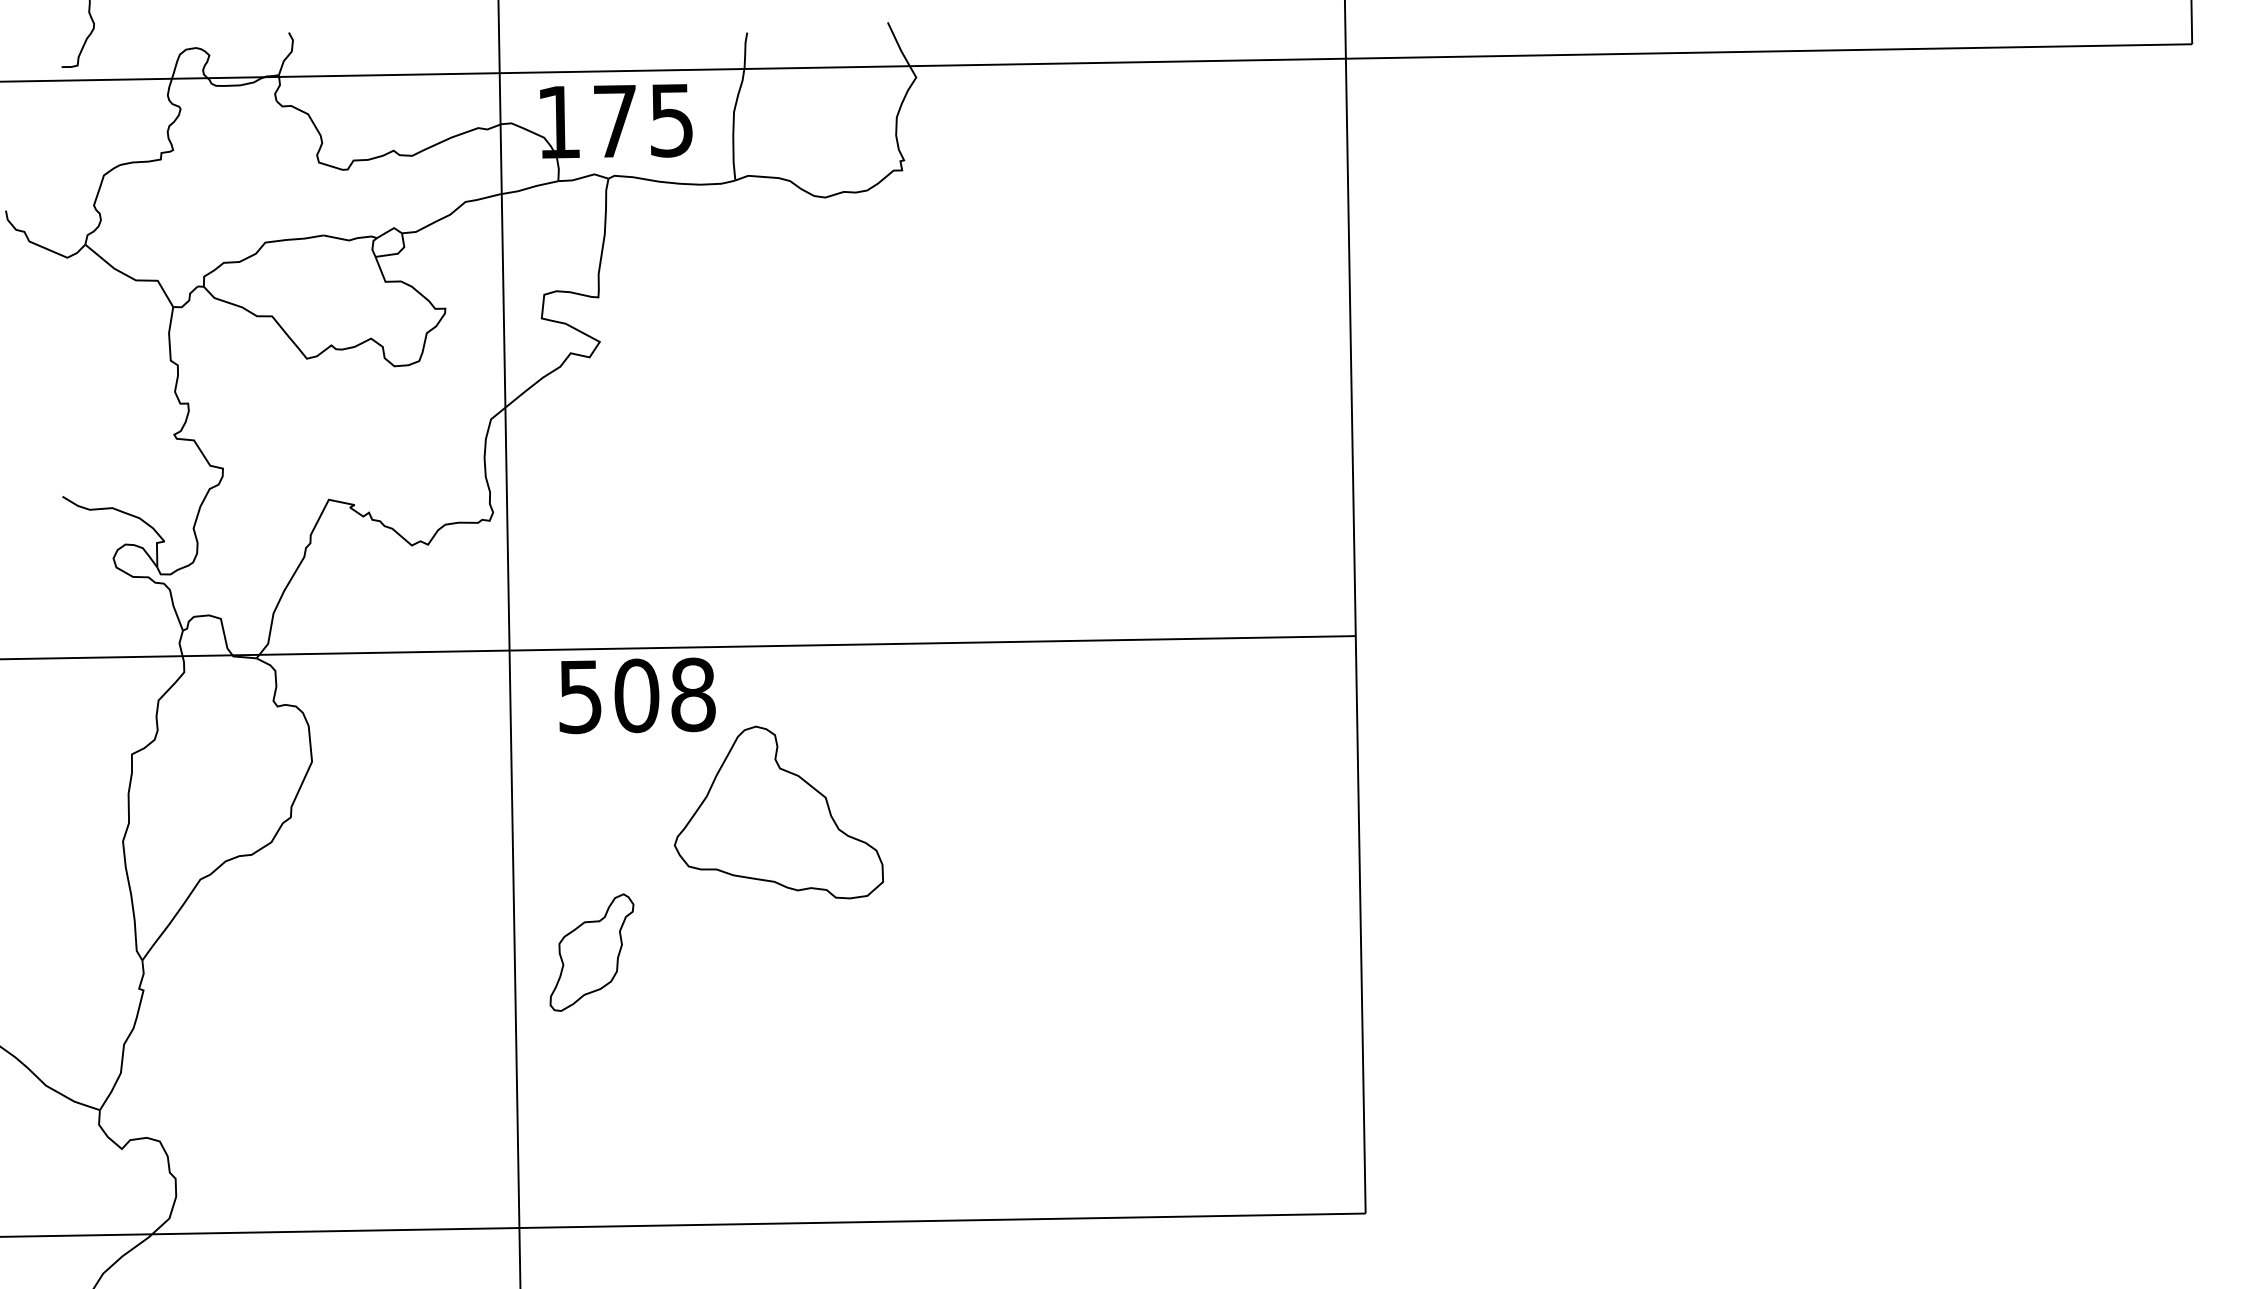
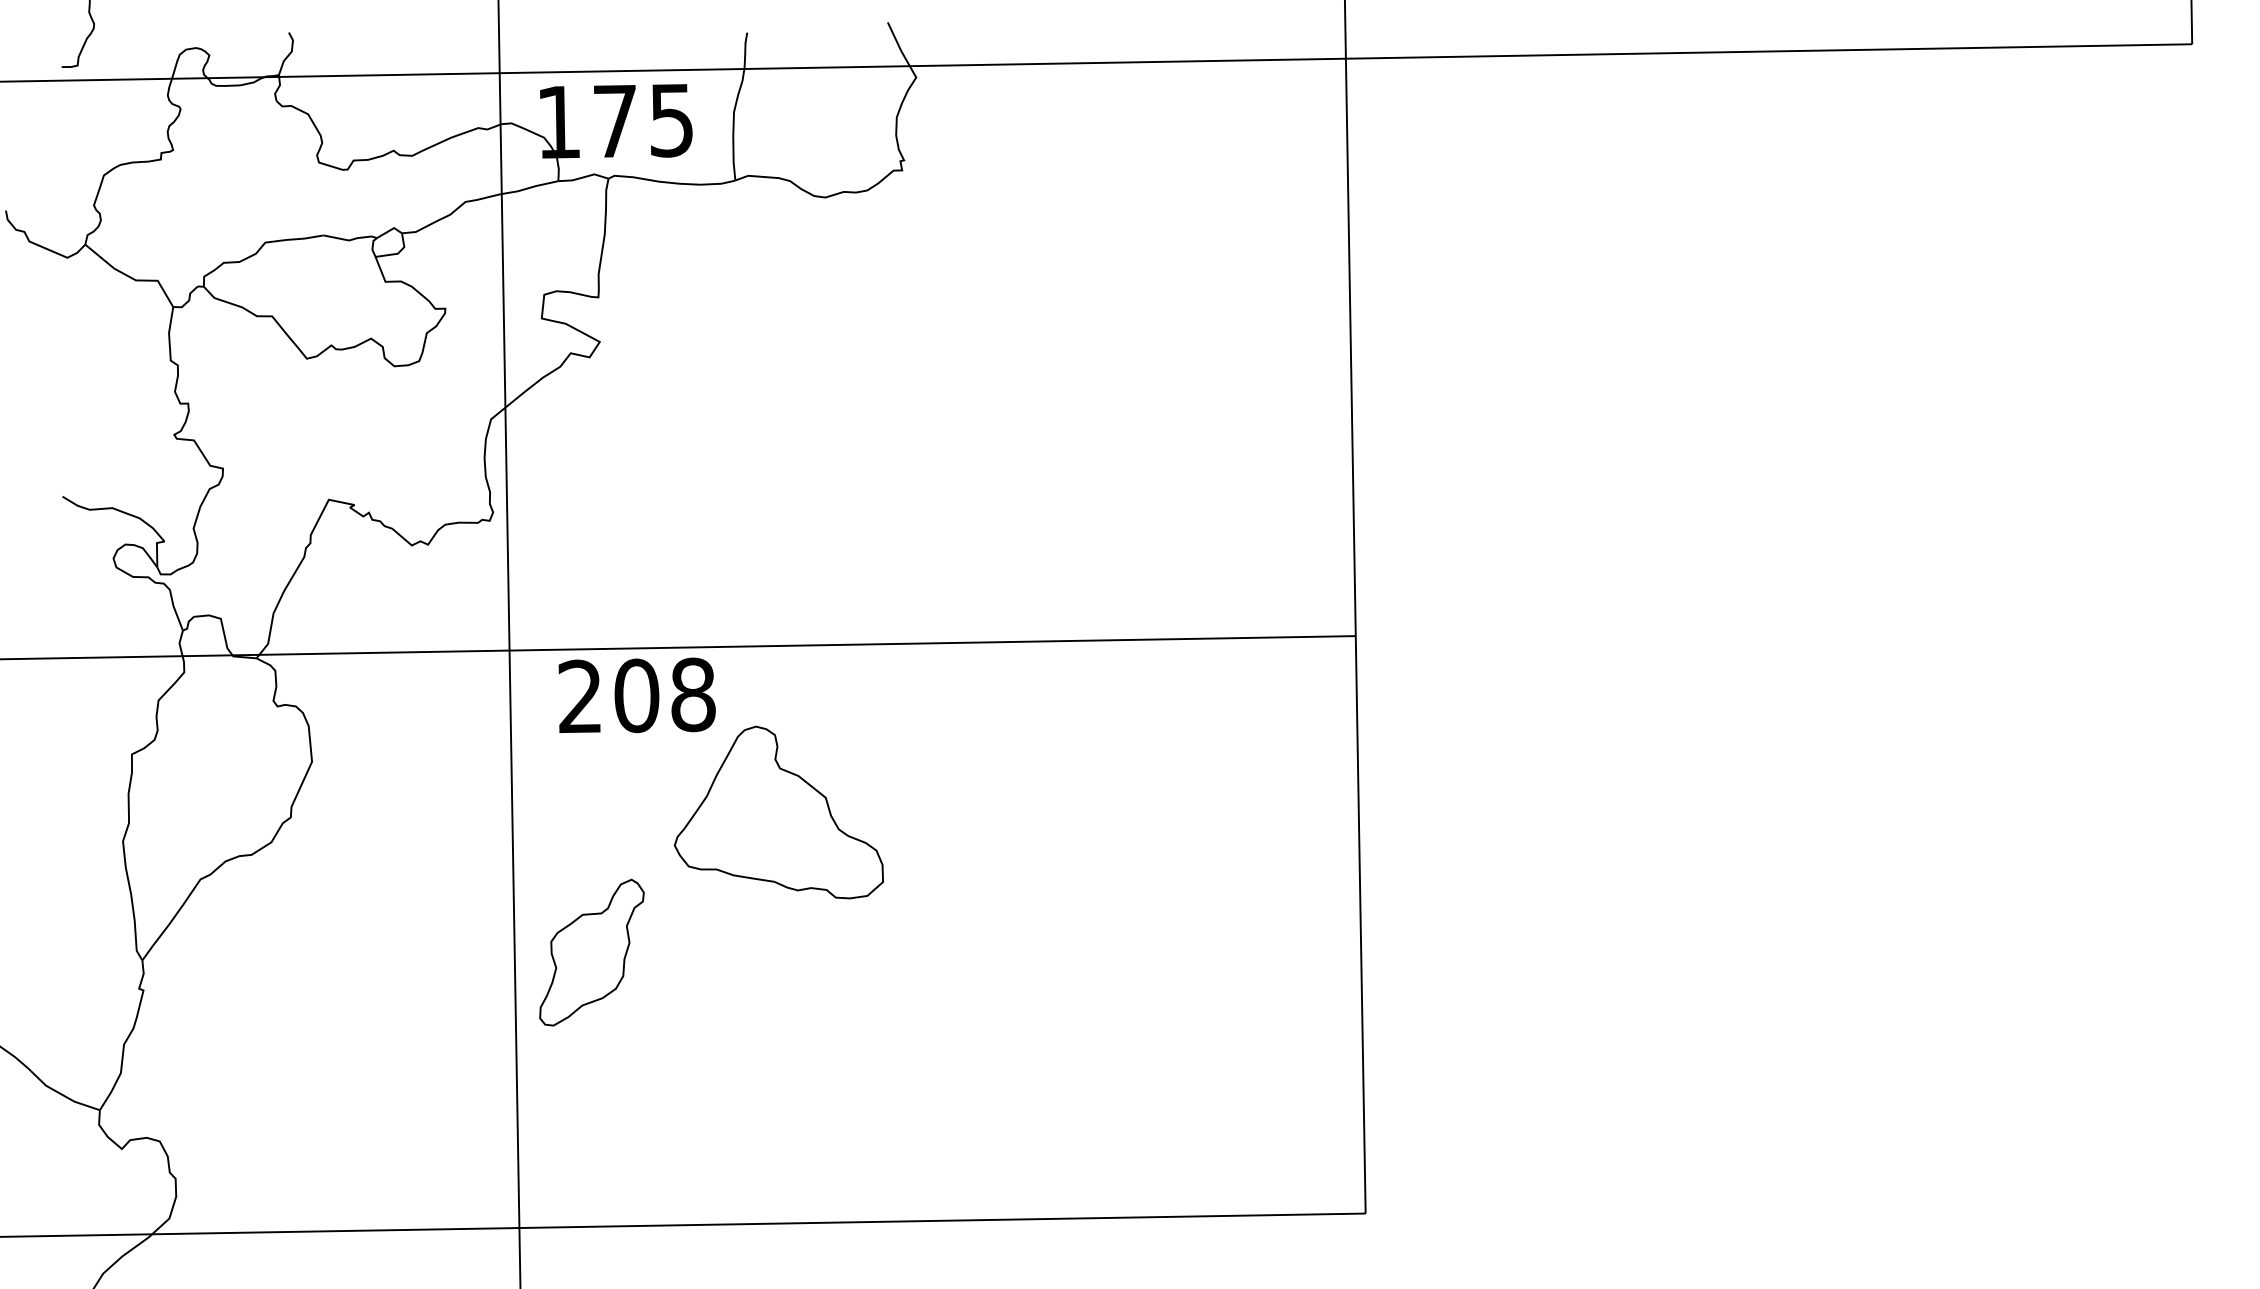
text: 508 -> 208 (579, 696)
part size: 86x119 px -> 106x149 px (591, 952)
